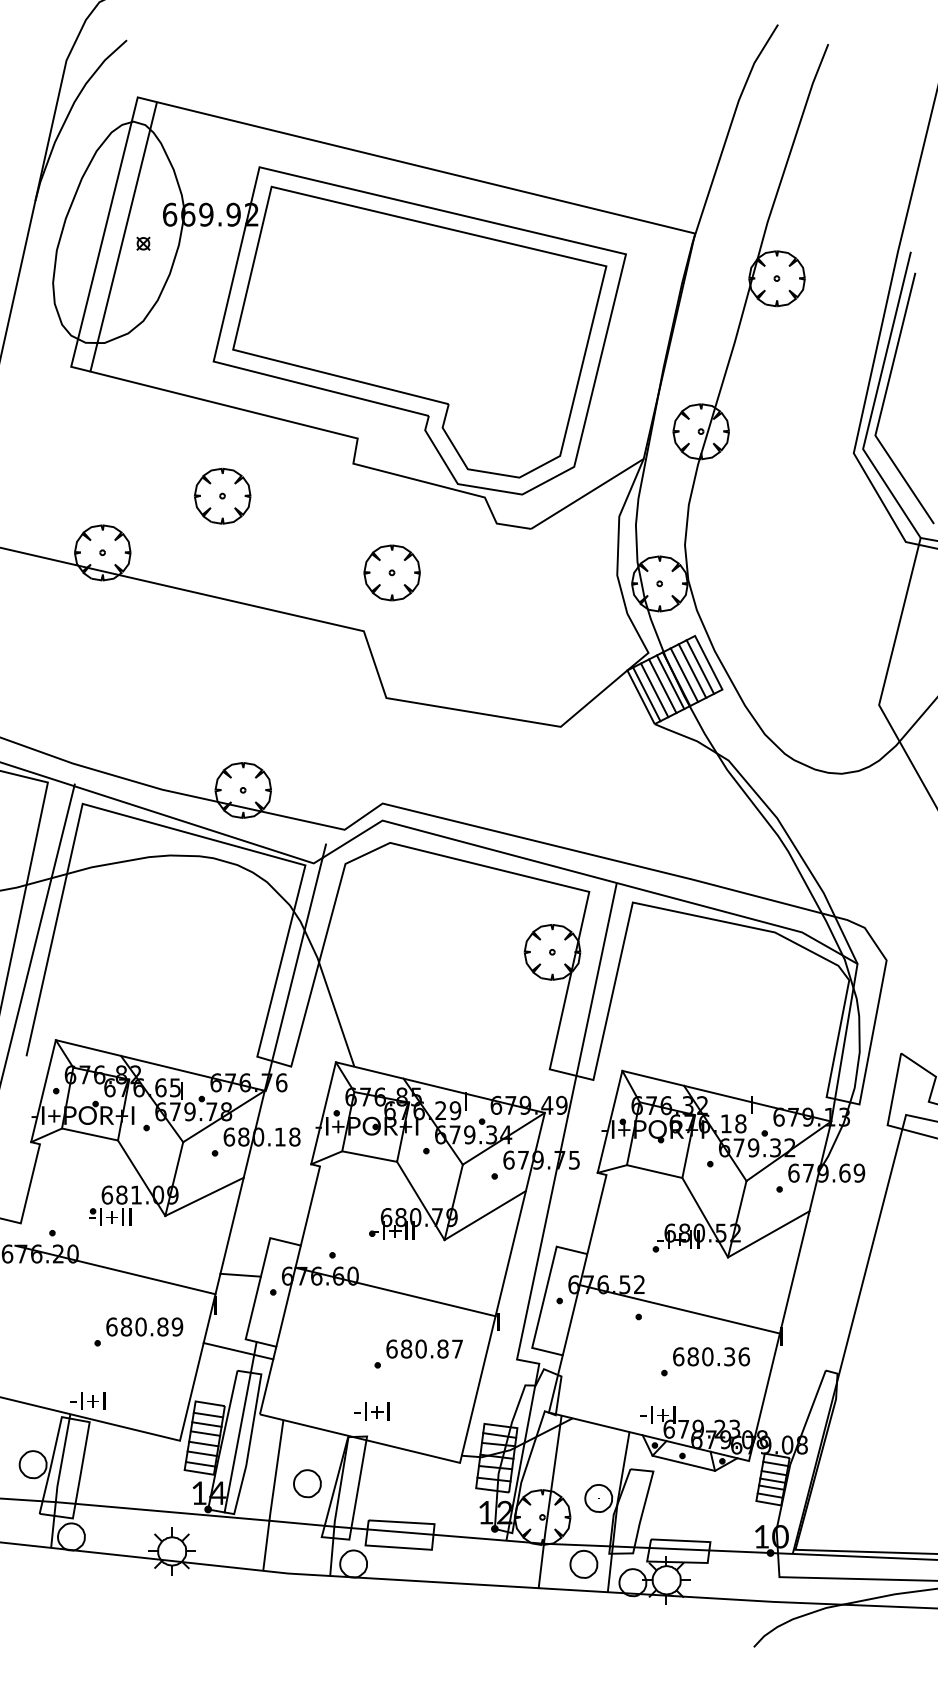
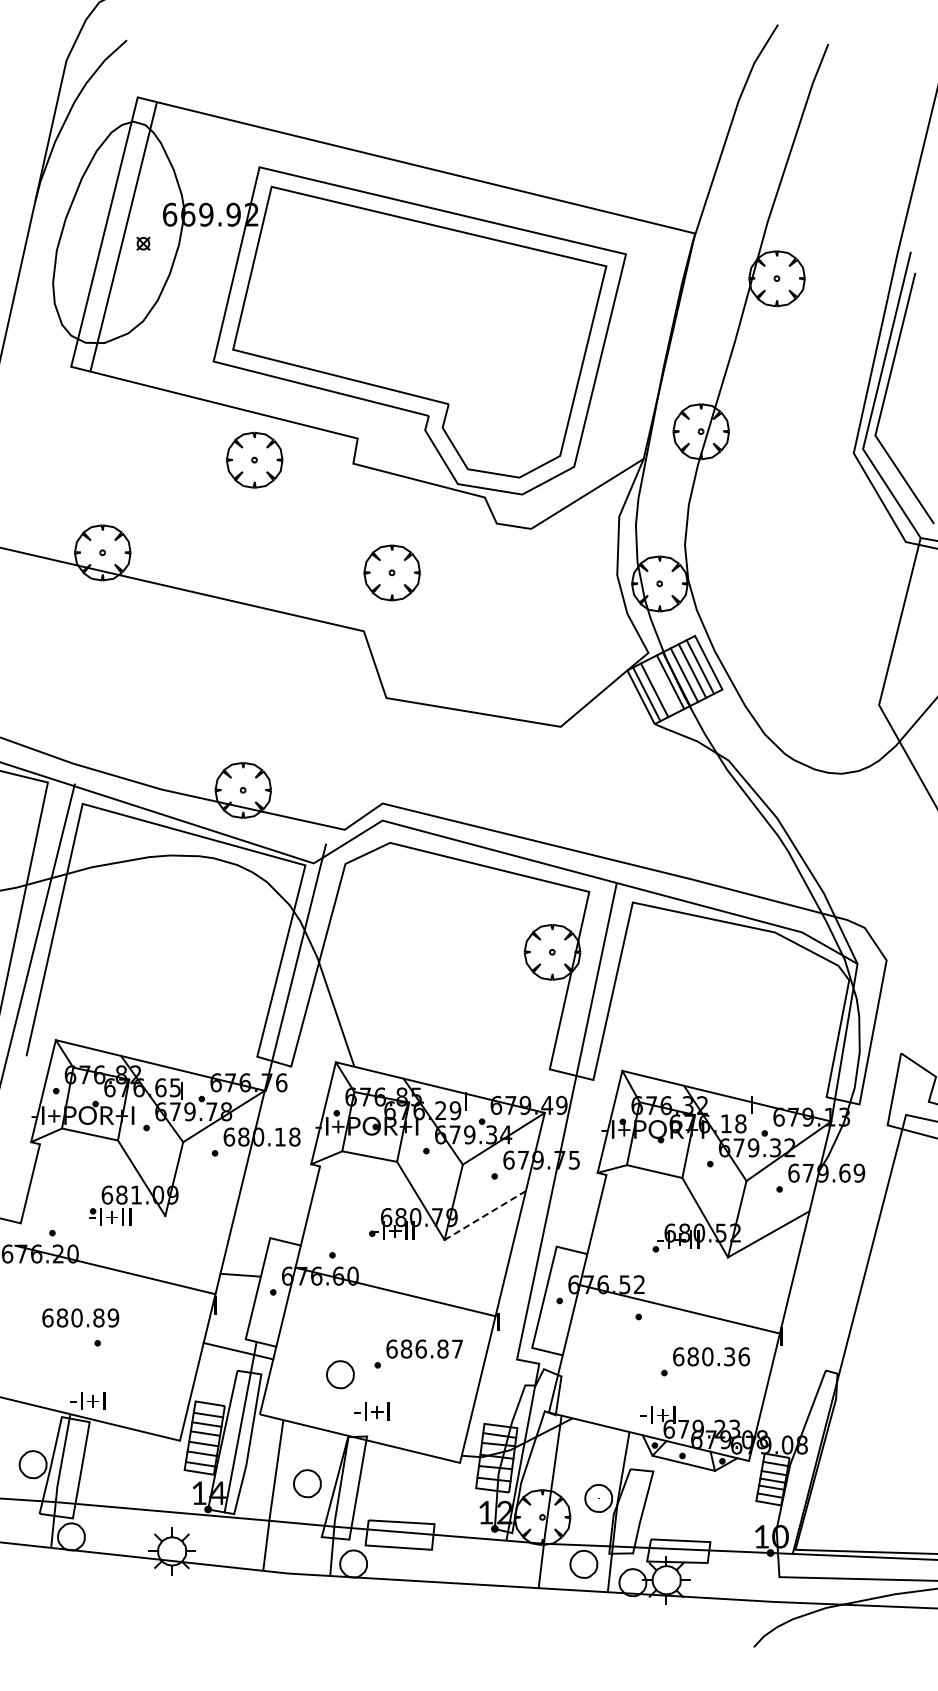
part position: (222, 495) -> (254, 459) (254, 459)
line: present -> none (662, 686)
line: present -> none (204, 1196)
line: solid -> dashed (485, 1215)
text position: (144, 1326) -> (80, 1317) (80, 1317)
text: 680.87 -> 686.87 (420, 1348)
part: none -> present (340, 1374)
